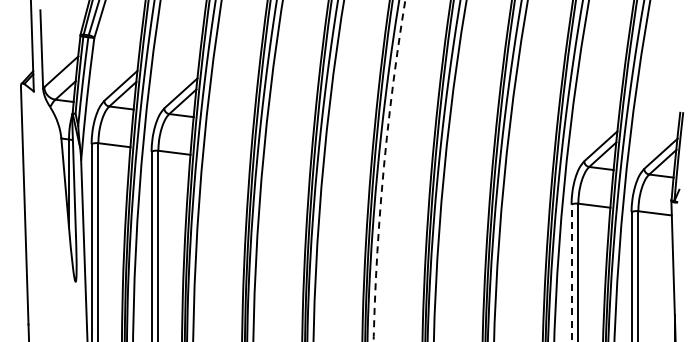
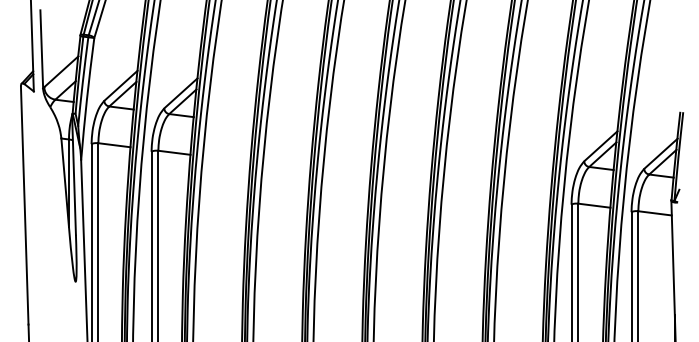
arc: dashed -> solid (383, 171)
line: dashed -> solid (571, 272)
